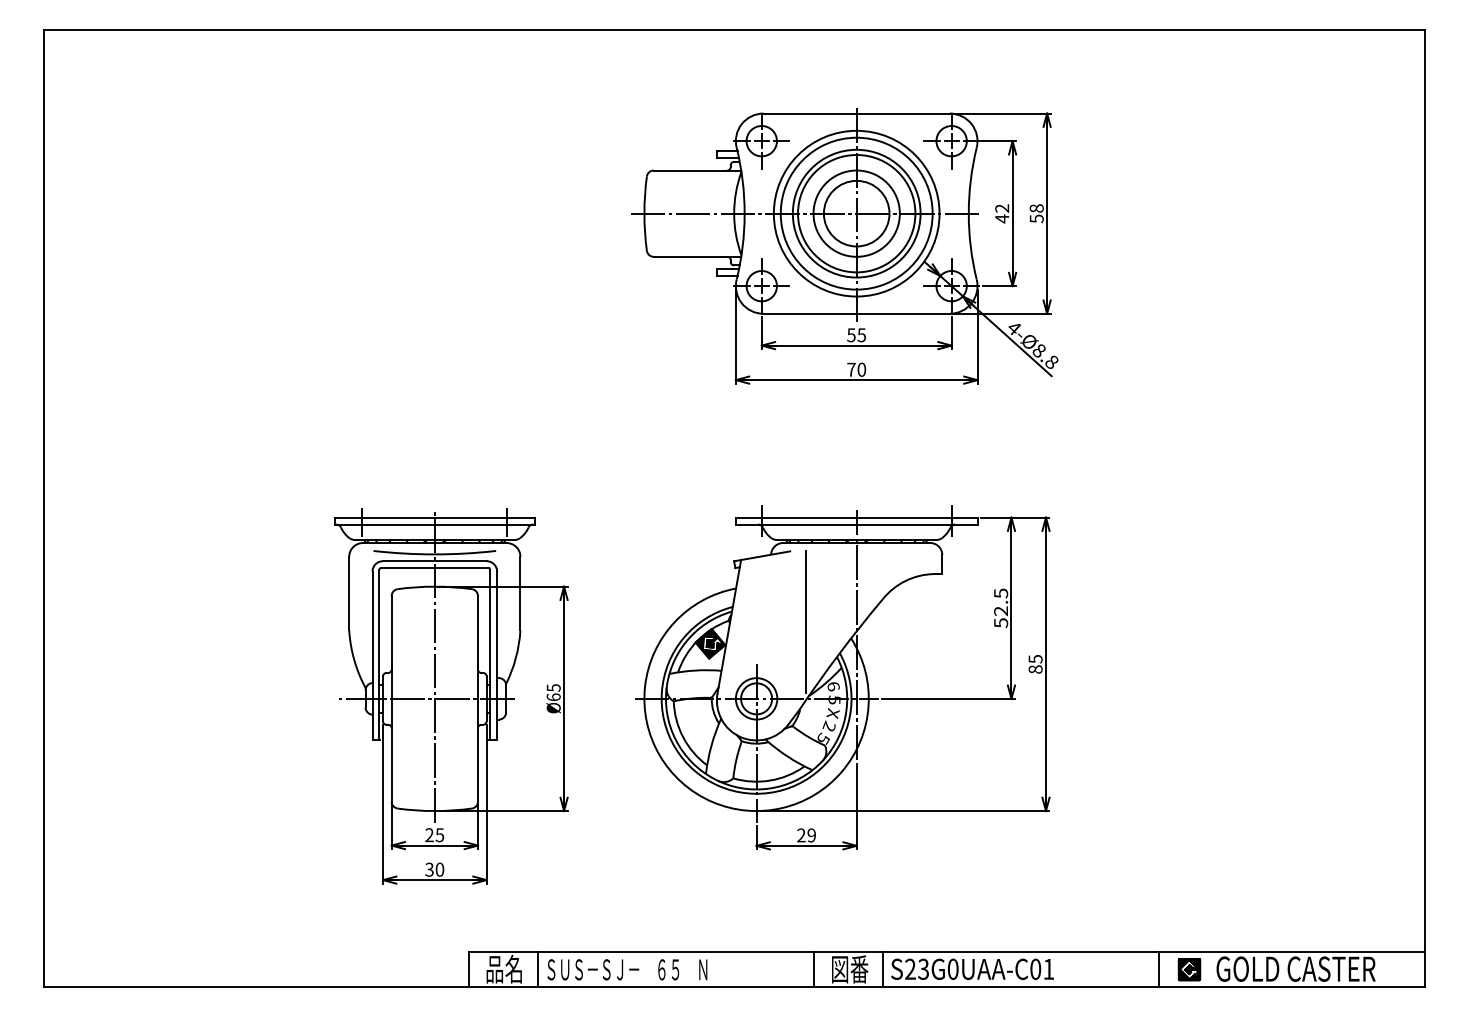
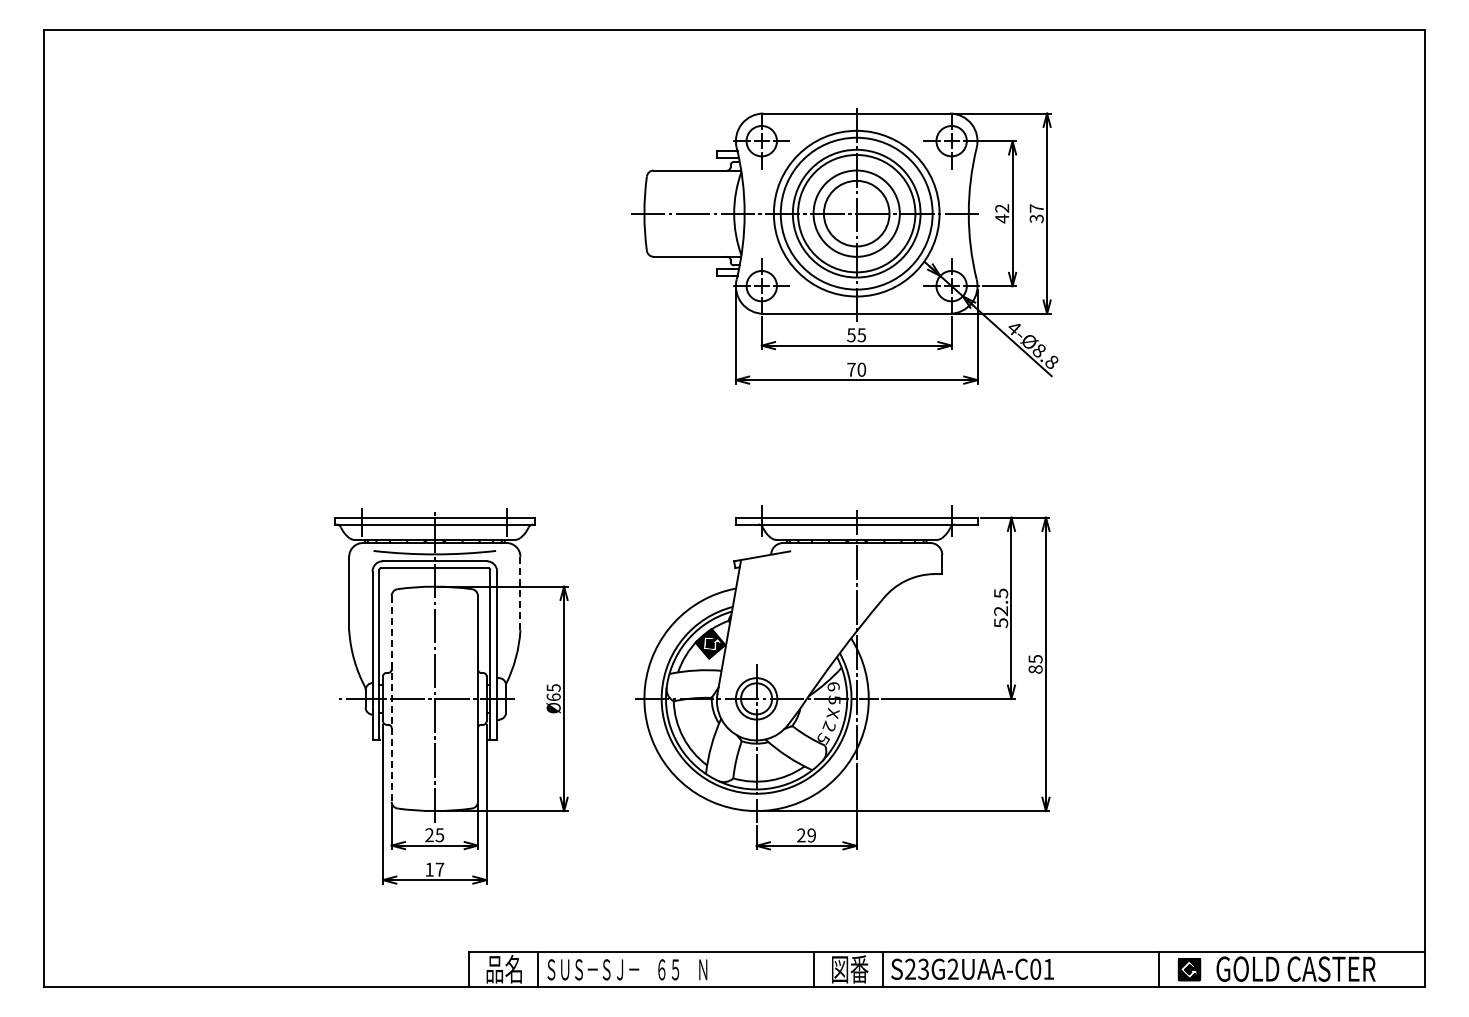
text: 58 -> 37 (1036, 213)
line: solid -> dashed (520, 593)
line: present -> none (806, 622)
line: solid -> dashed (391, 698)
text: 30 -> 17 (434, 869)
text: S23G0UAA-C01 -> S23G2UAA-C01 (952, 968)
